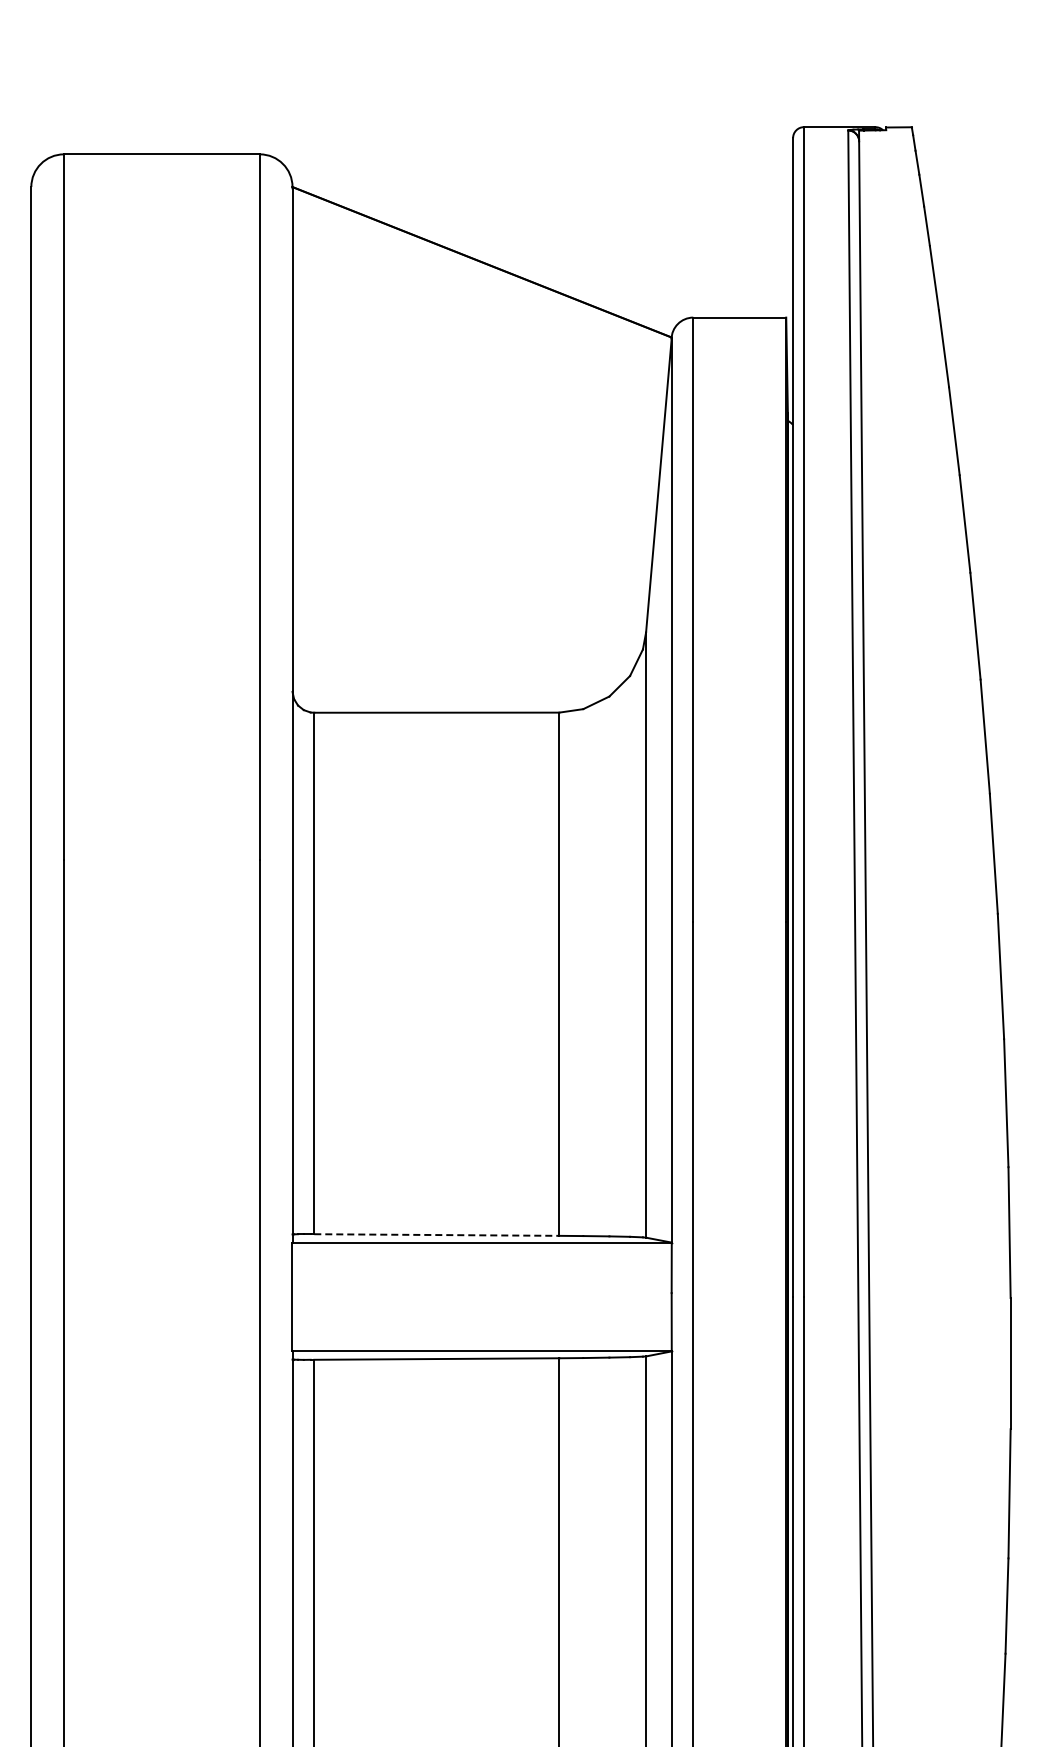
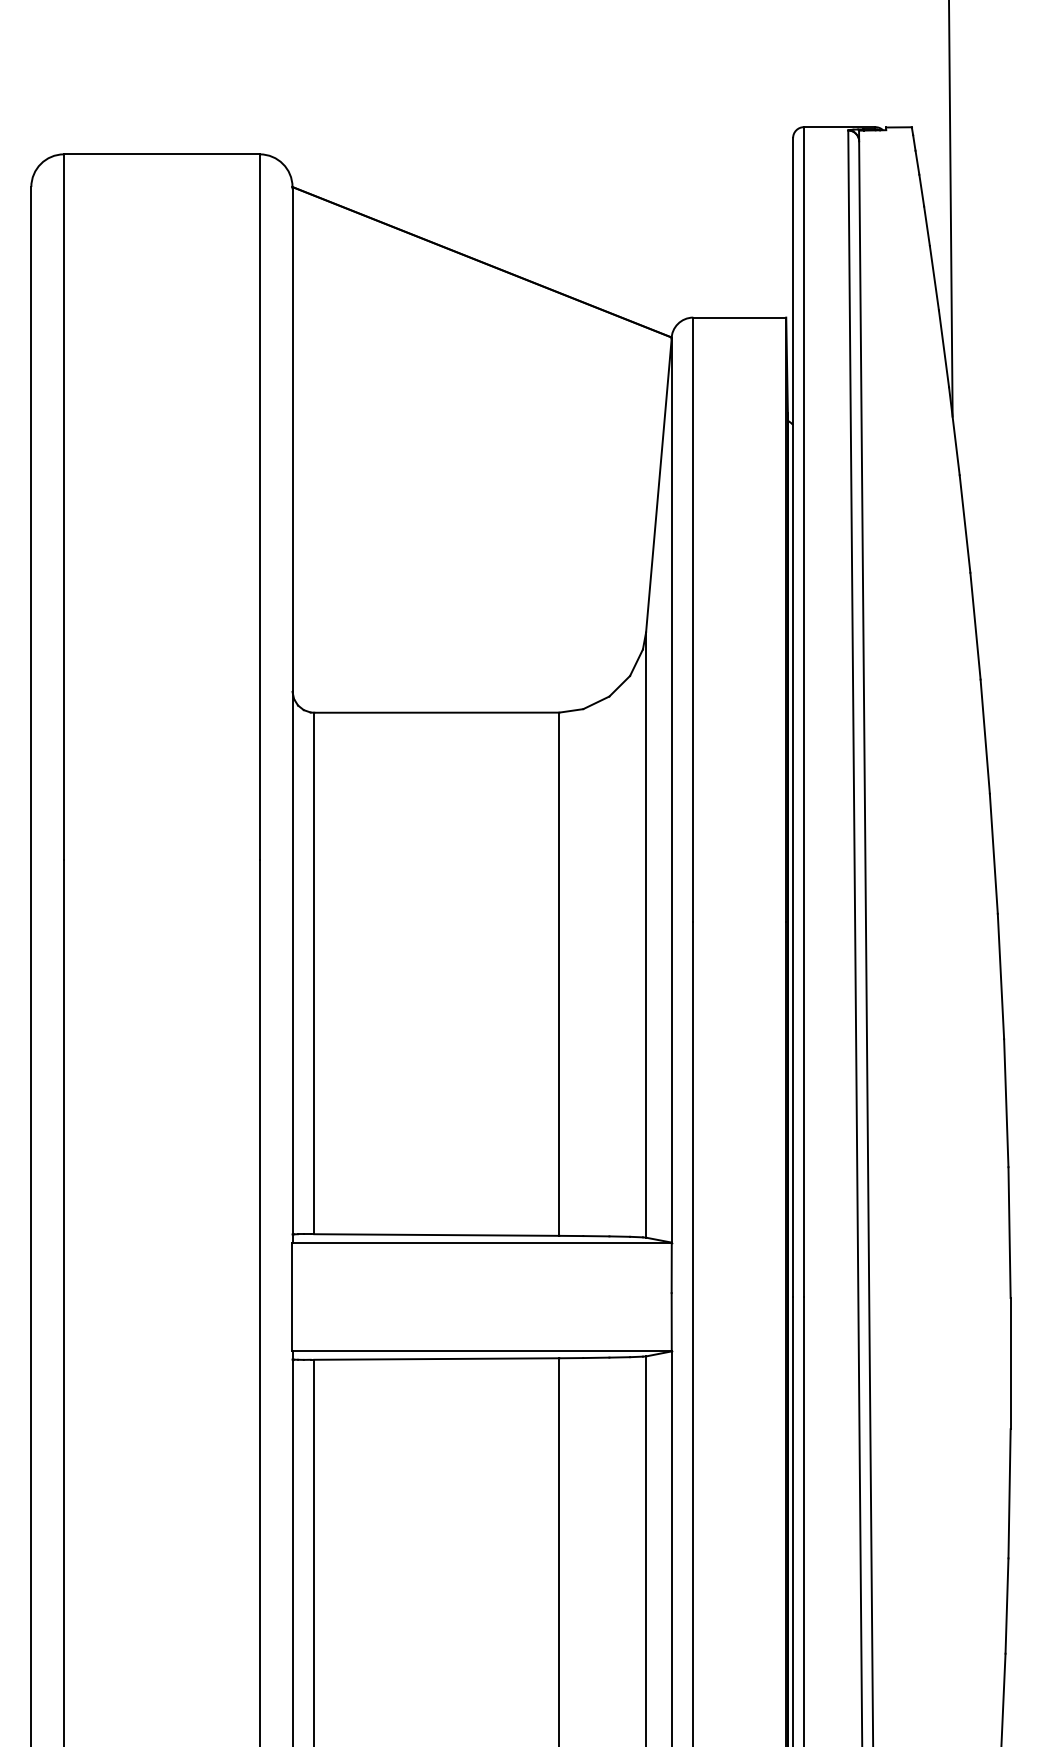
line: none -> present (950, 209)
line: dashed -> solid (436, 1235)
